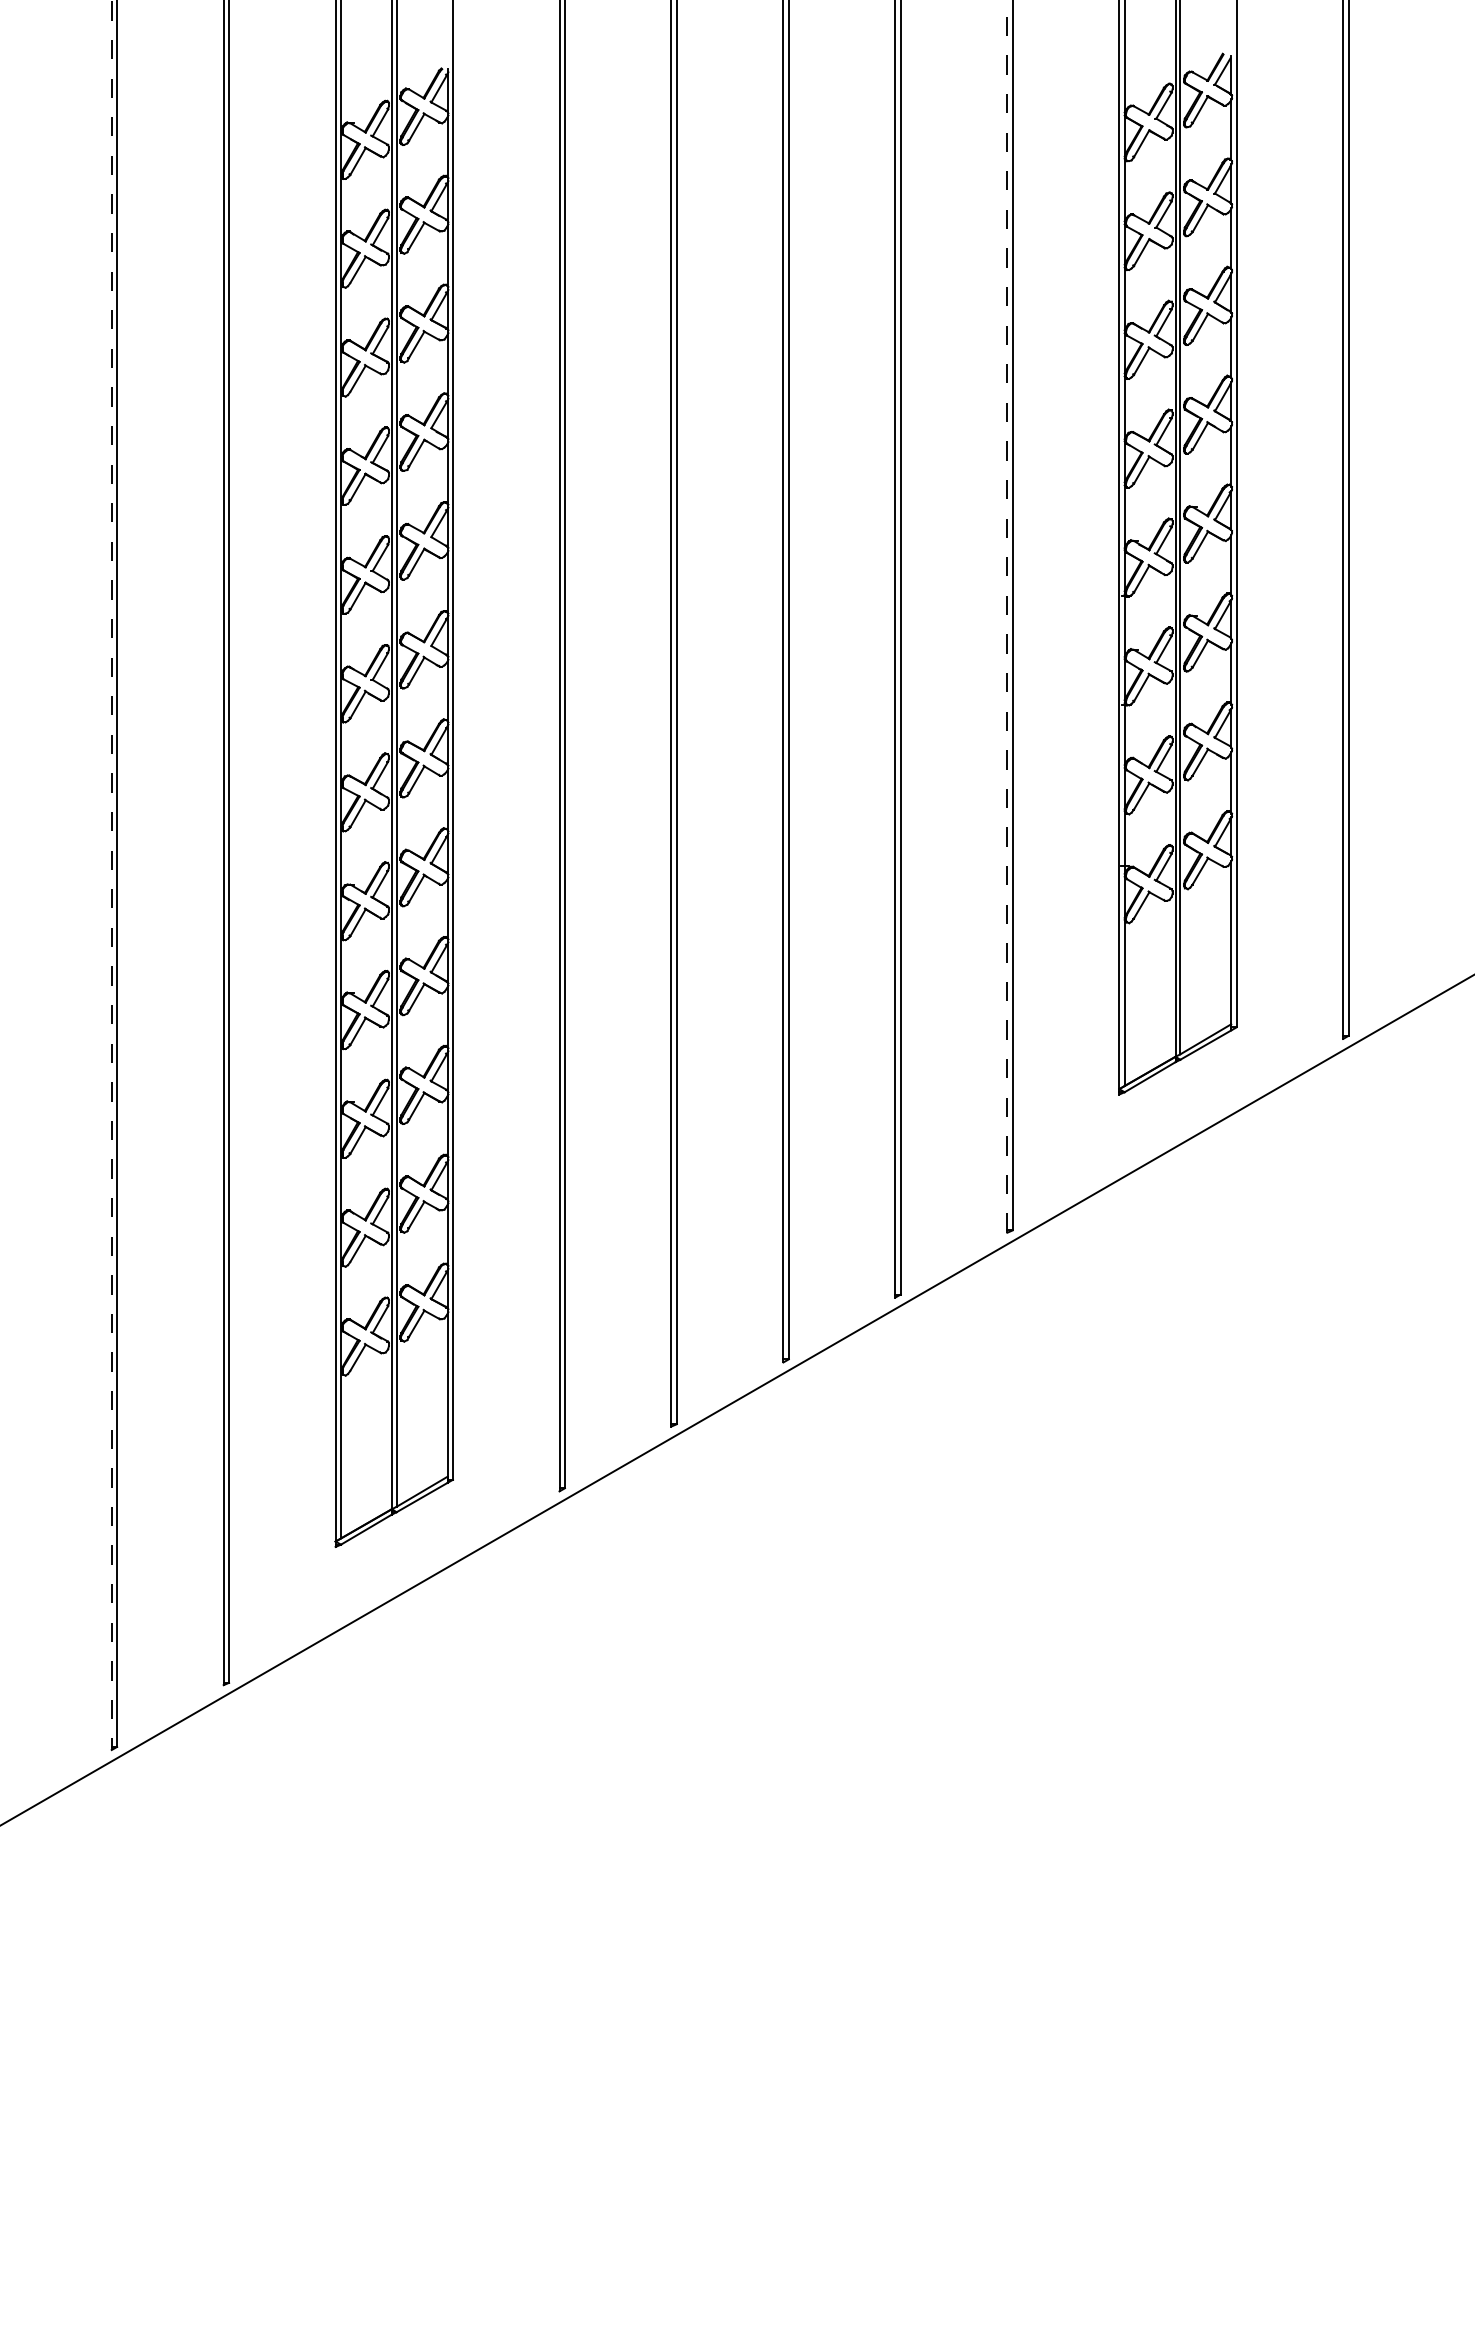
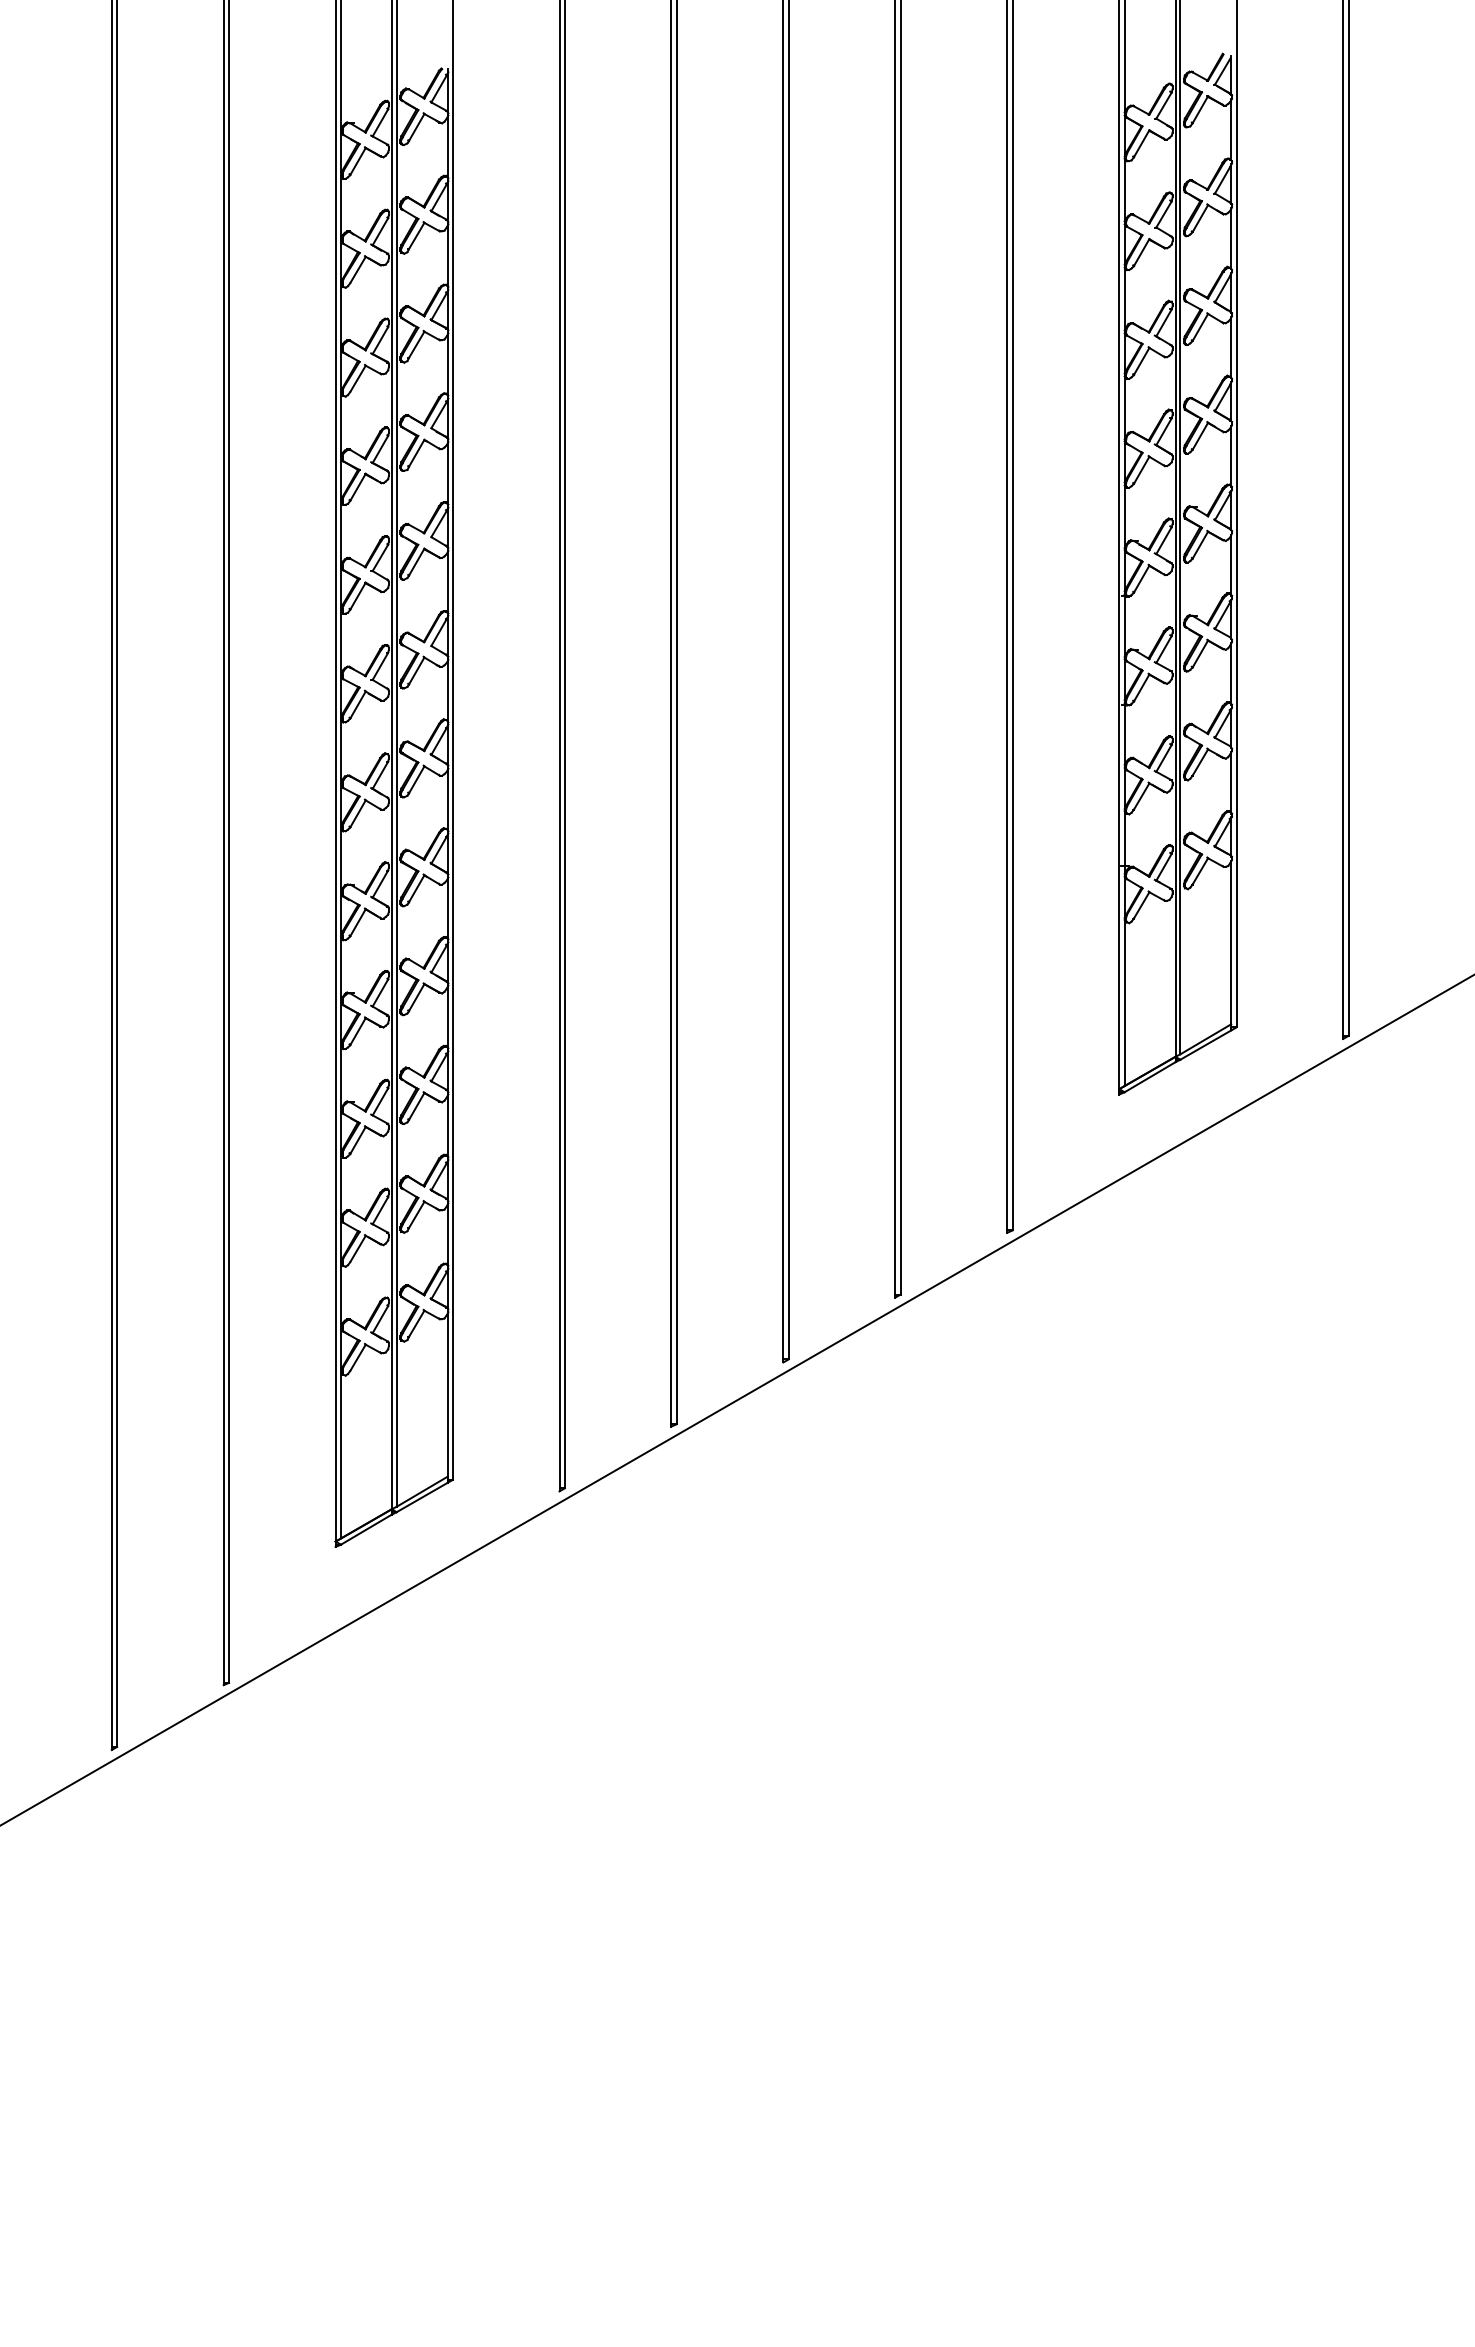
line: dashed -> solid (1007, 615)
line: dashed -> solid (111, 875)
